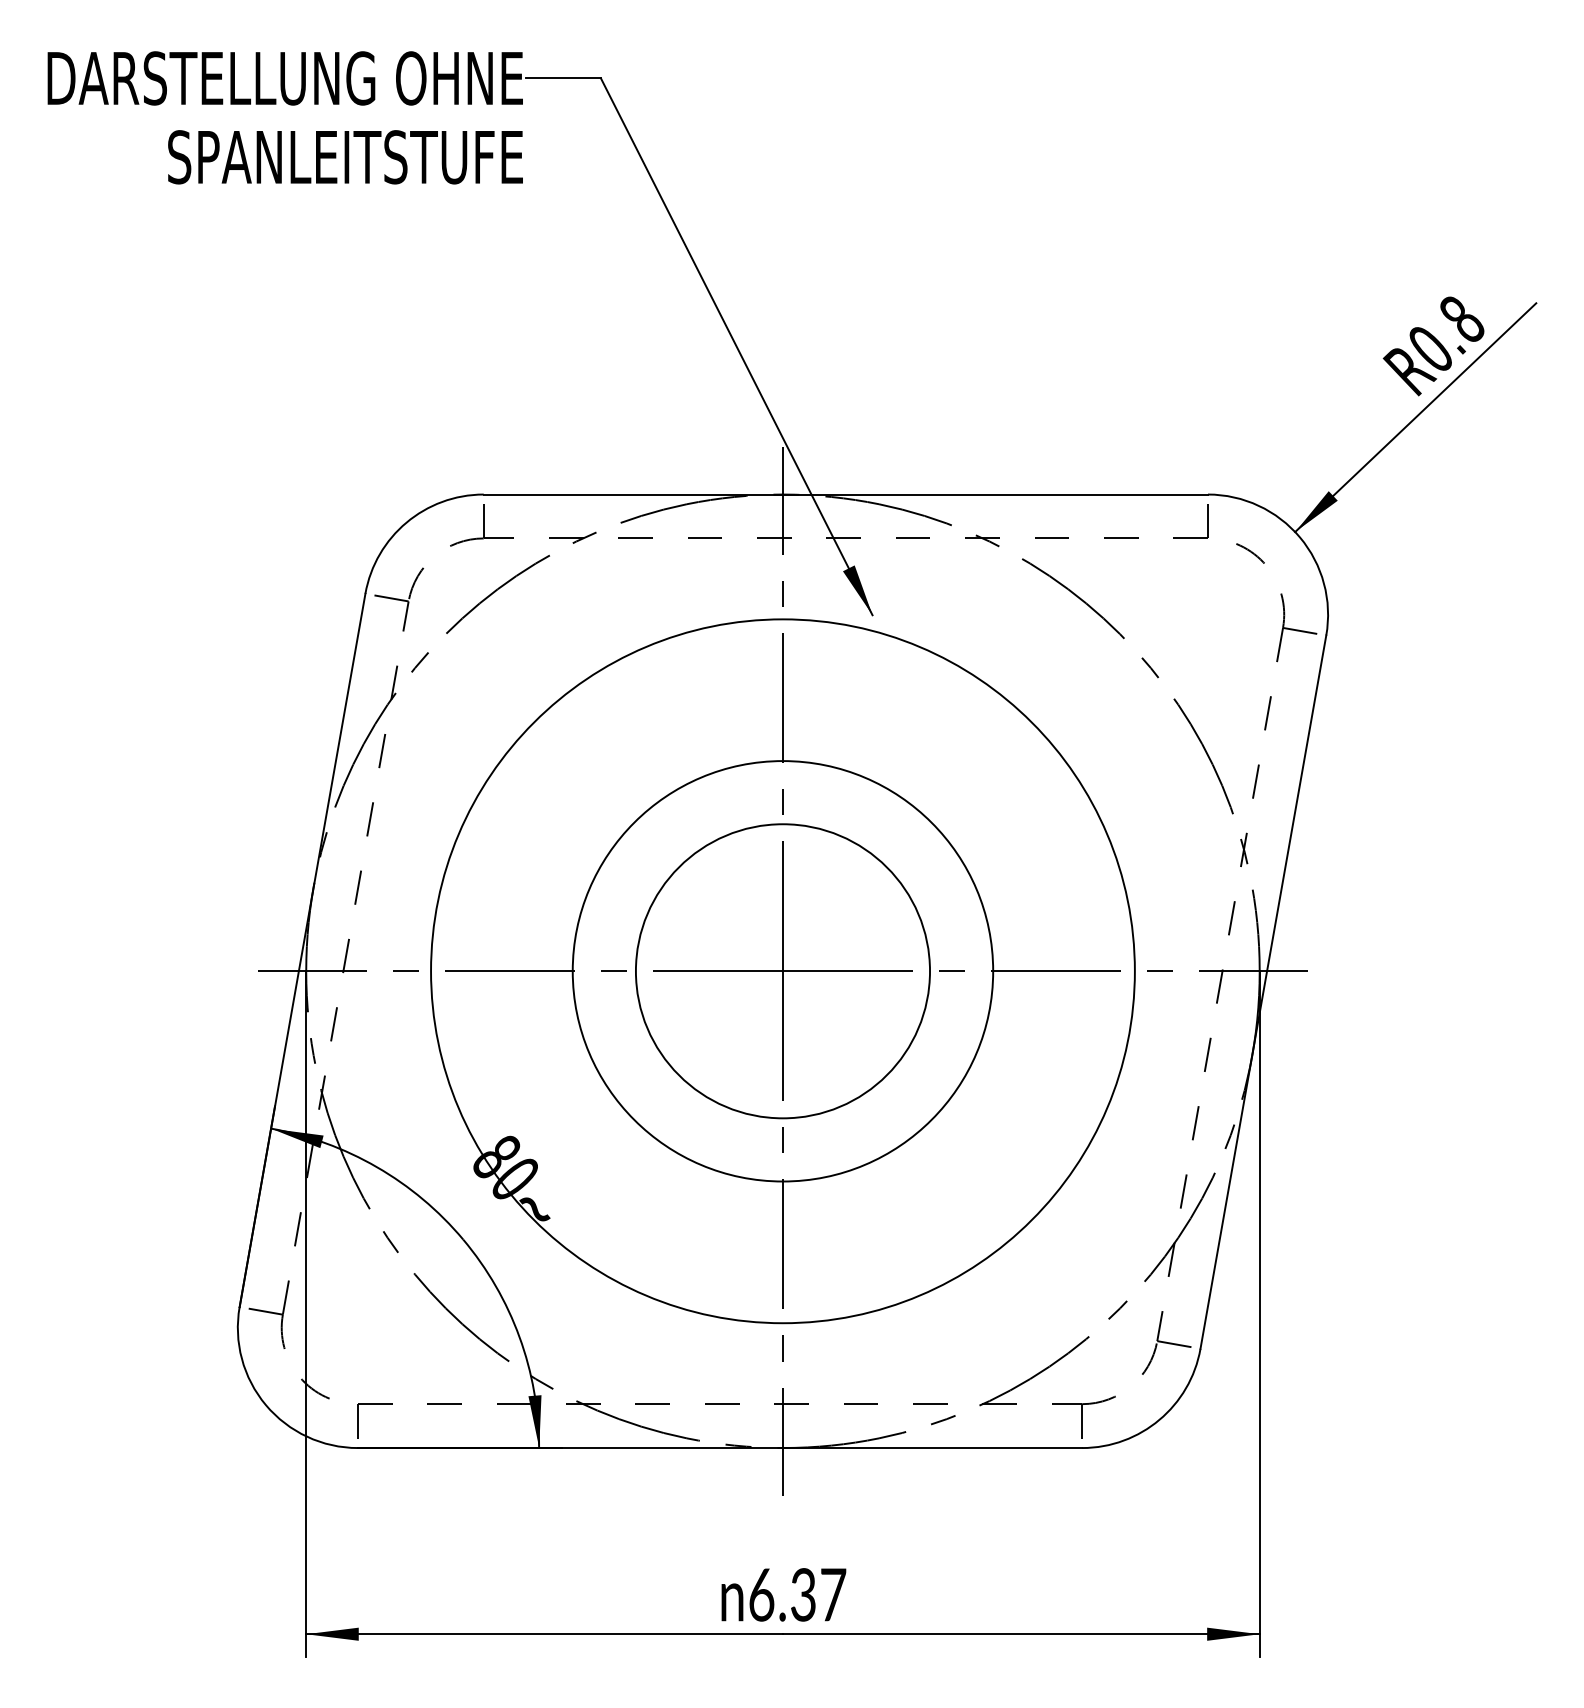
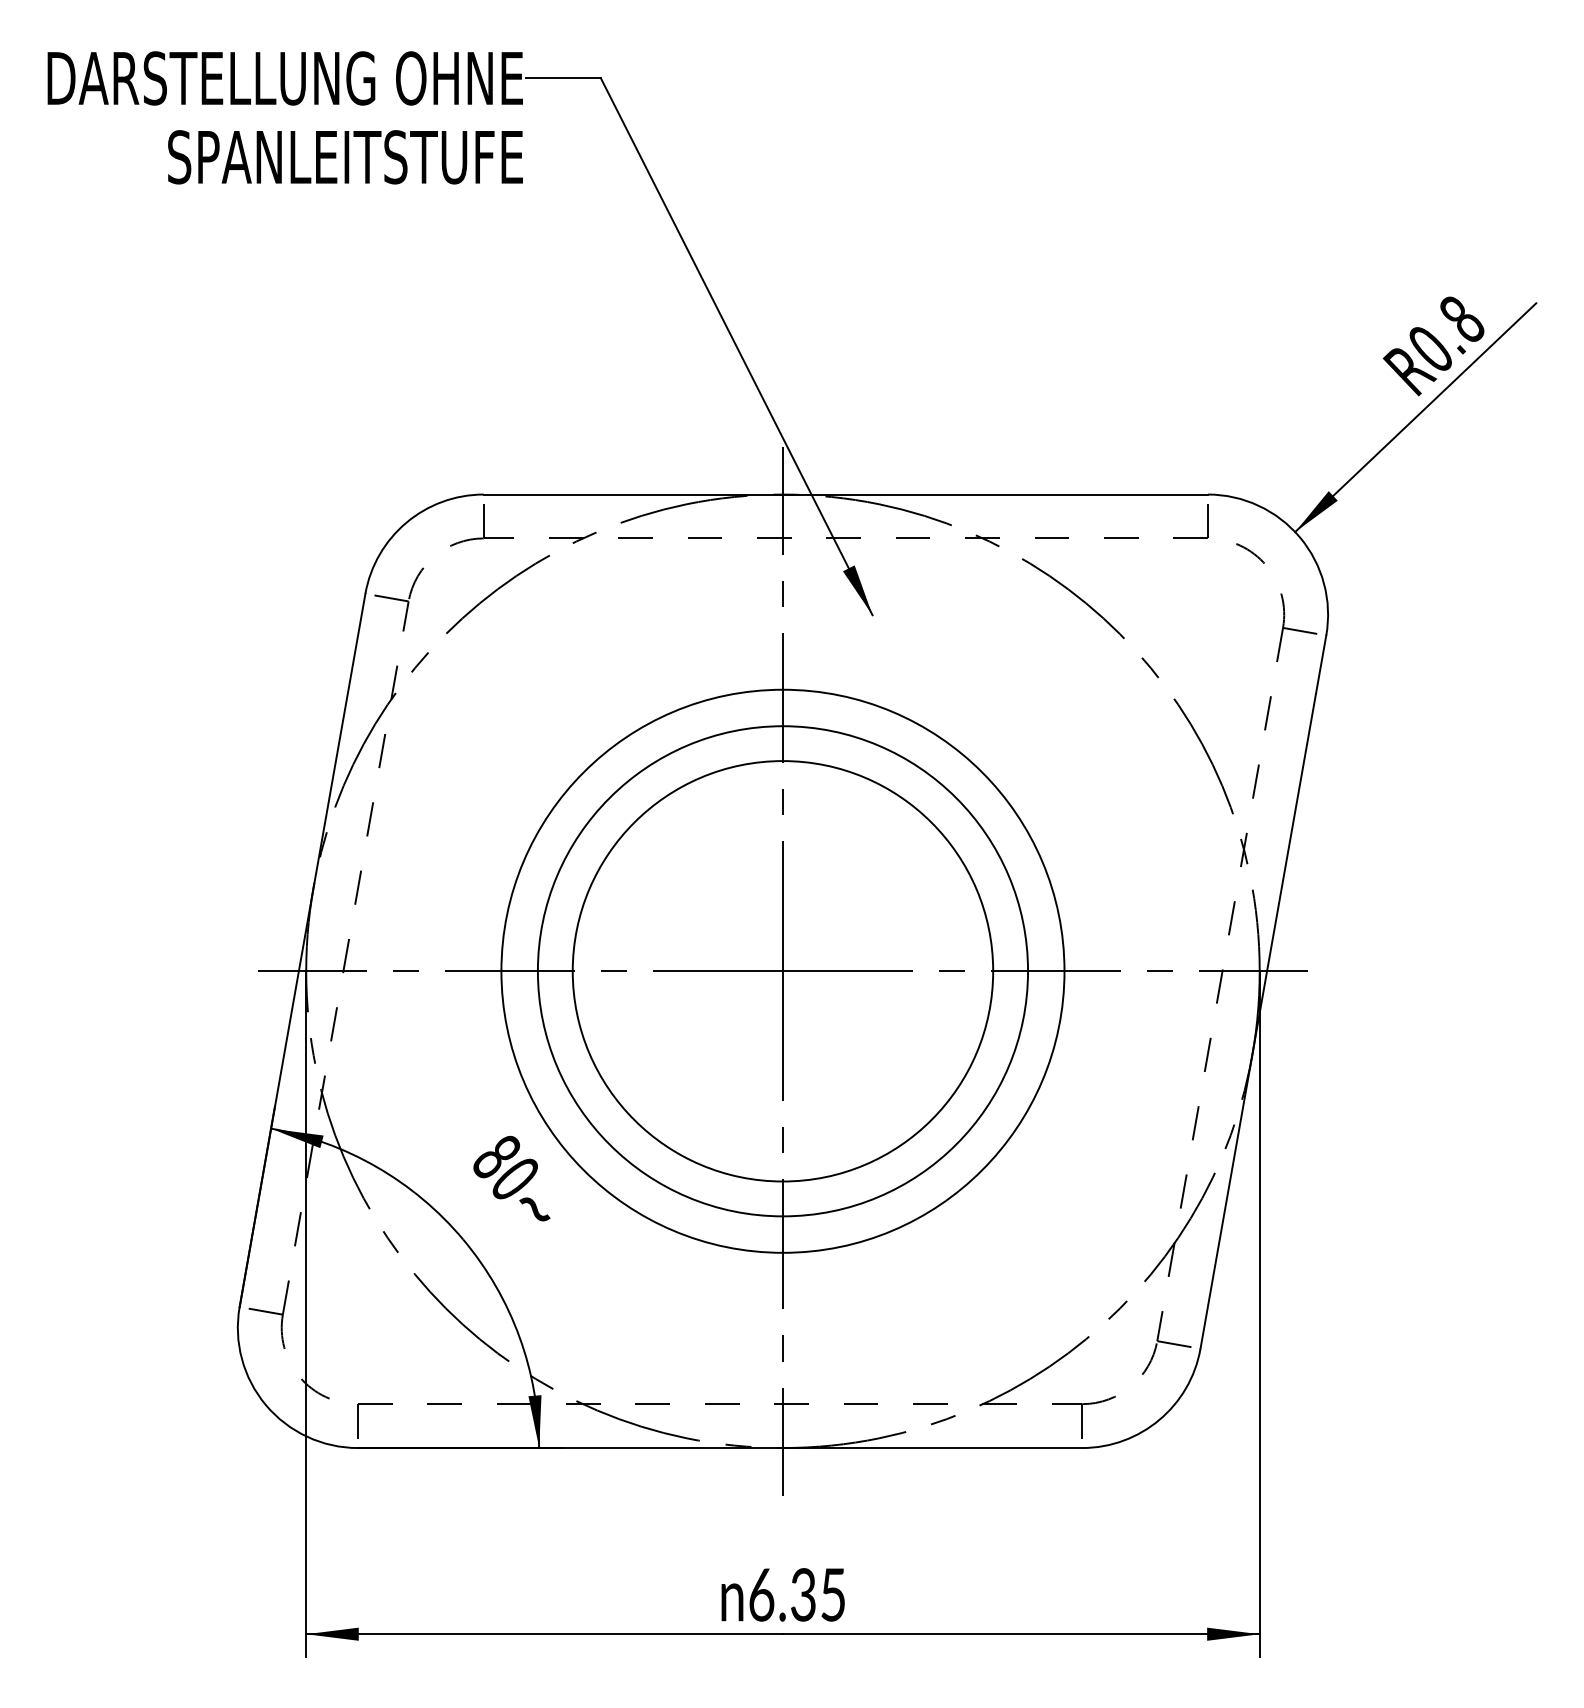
circle diameter: 294 px -> 490 px (782, 971)
circle diameter: 704 px -> 563 px (782, 970)
text: 6.37 -> 6.35 (833, 1594)
